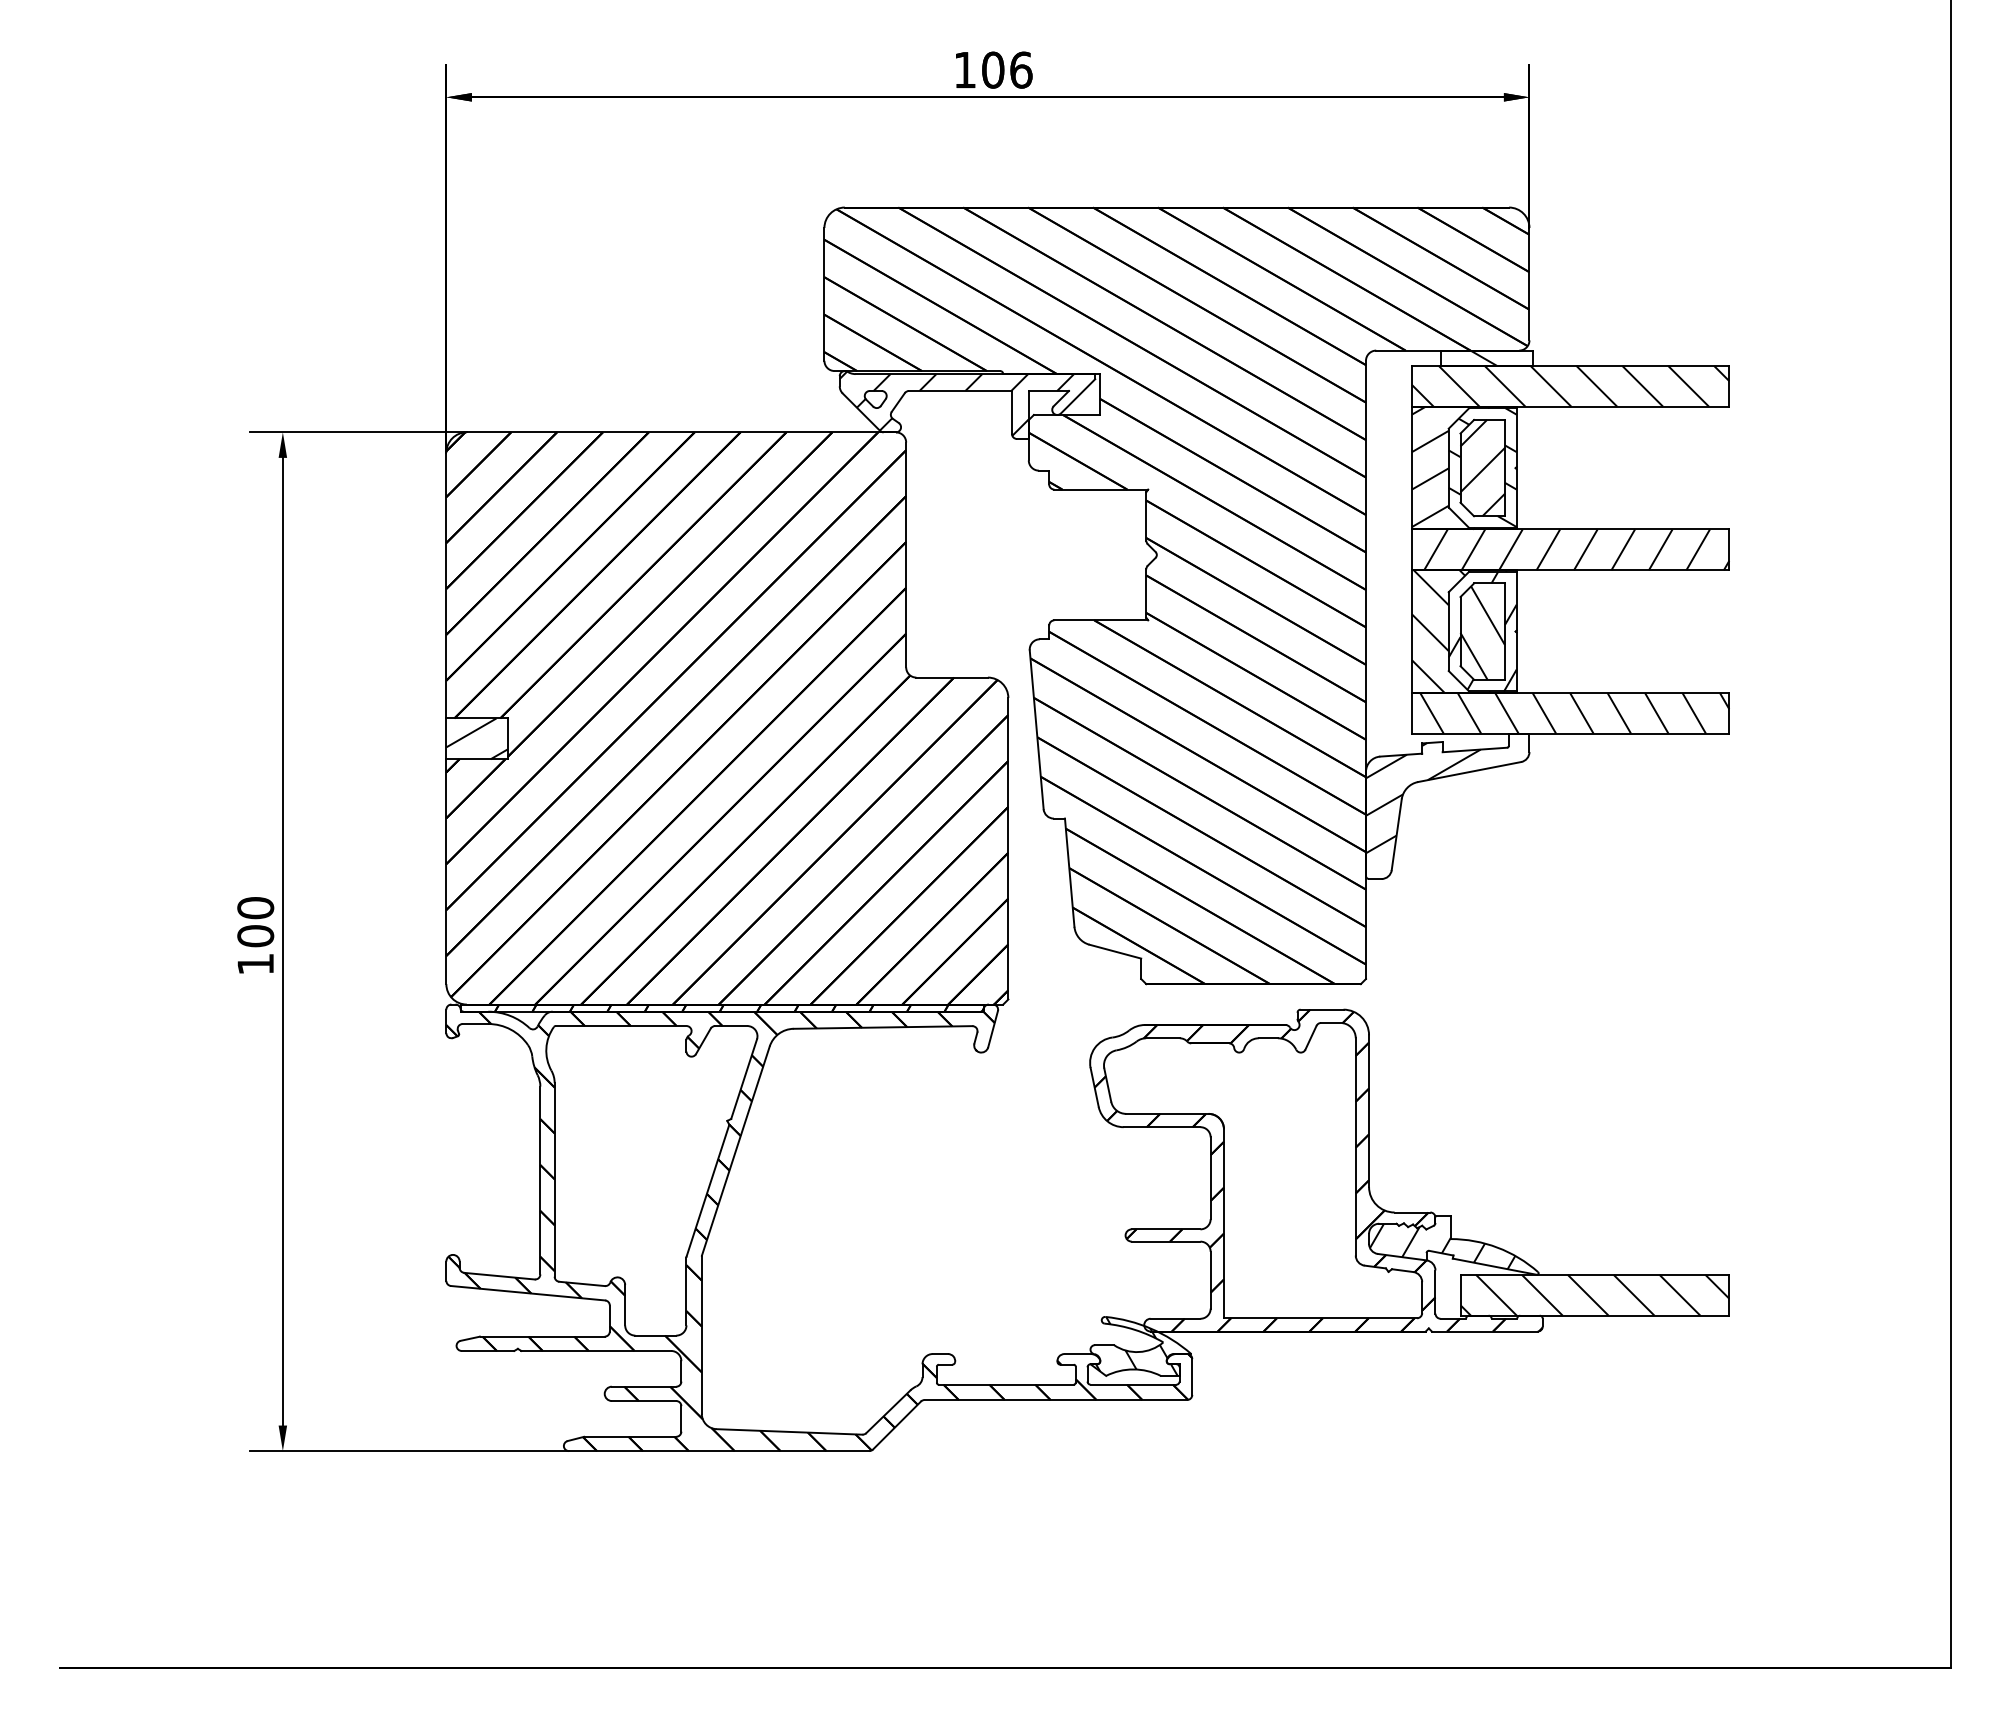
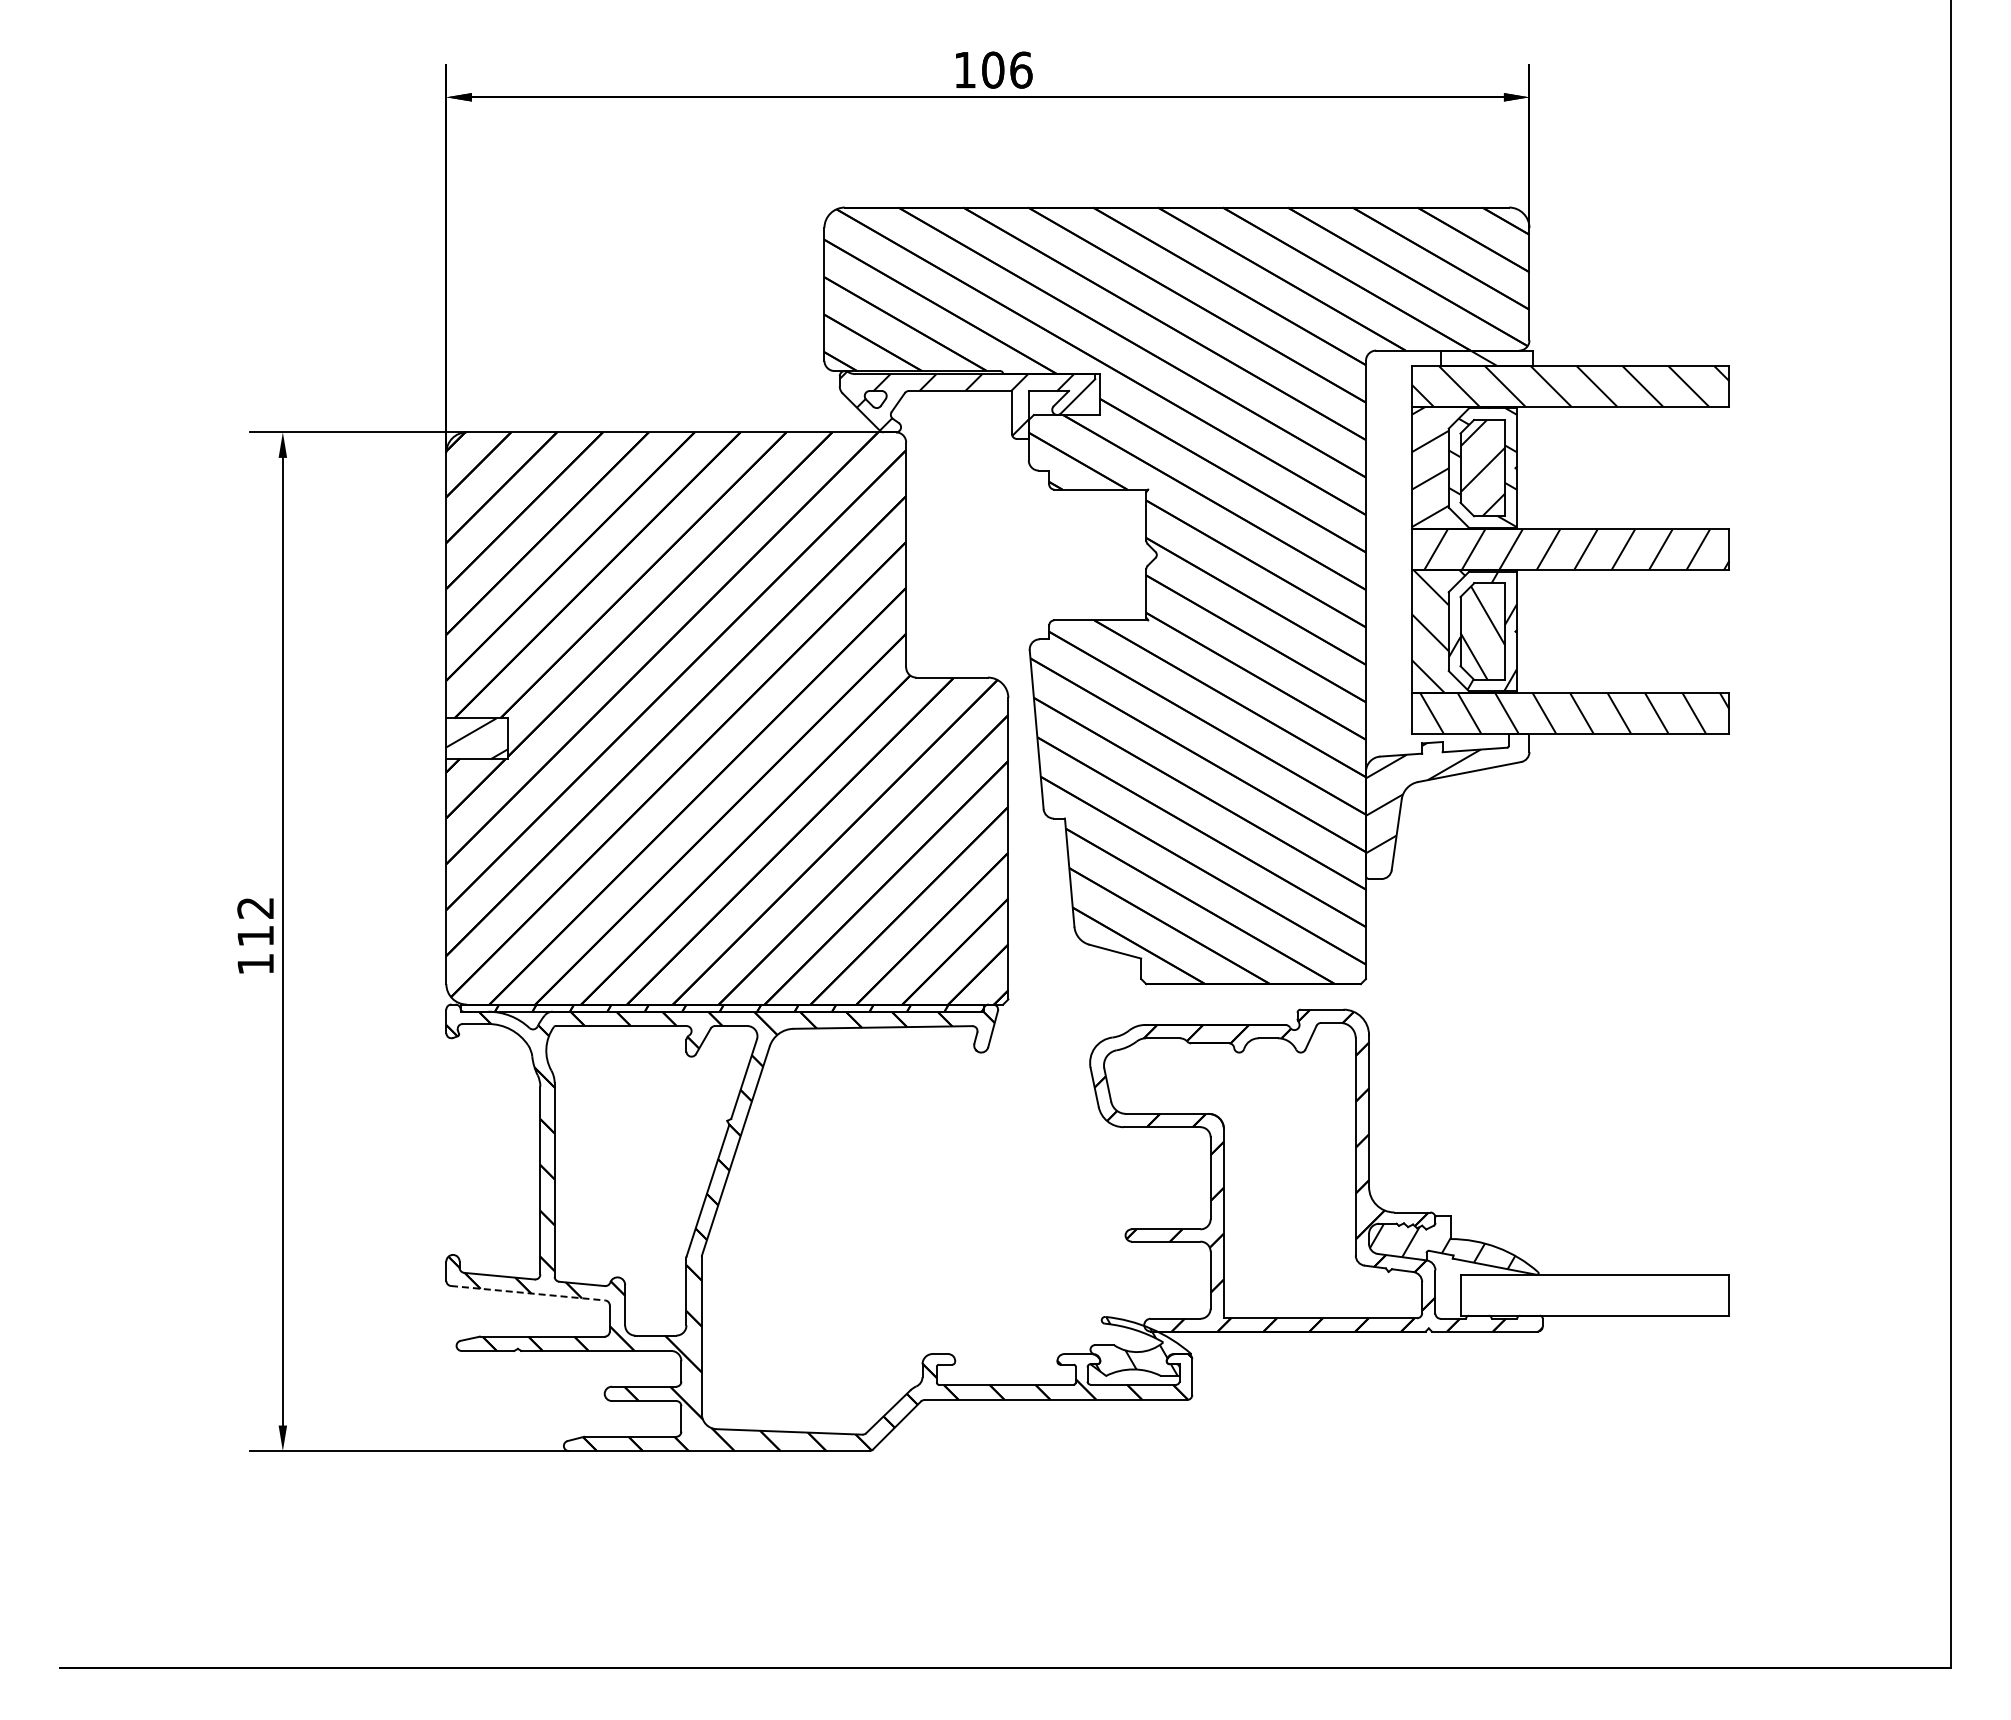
text: 100 -> 112 (255, 922)
line: solid -> dashed (528, 1293)
hatch: present -> none (1595, 1294)
